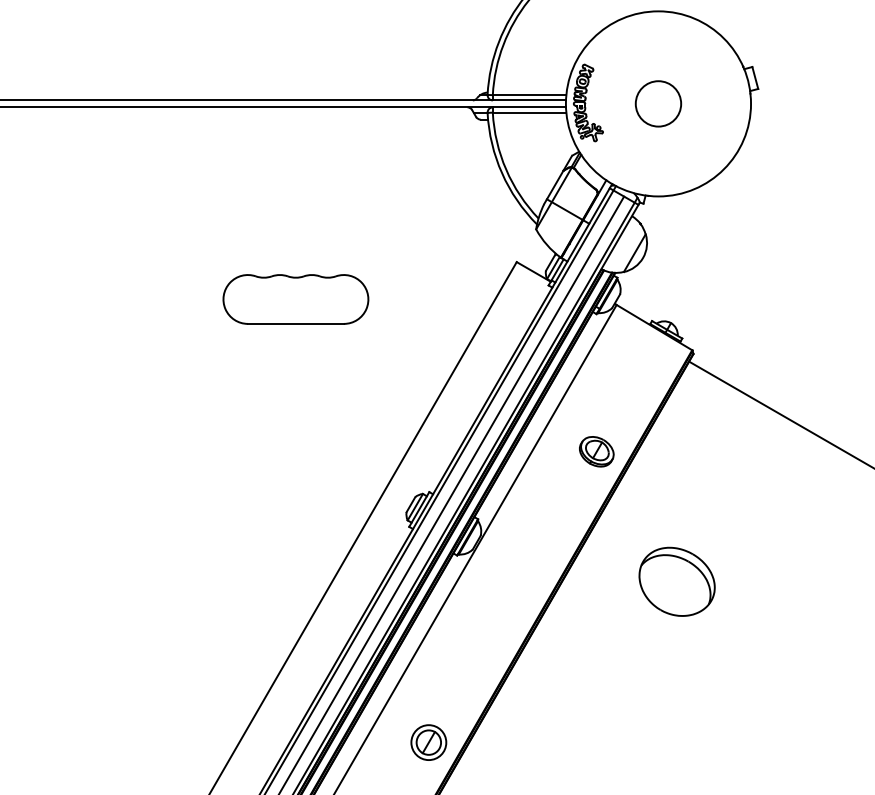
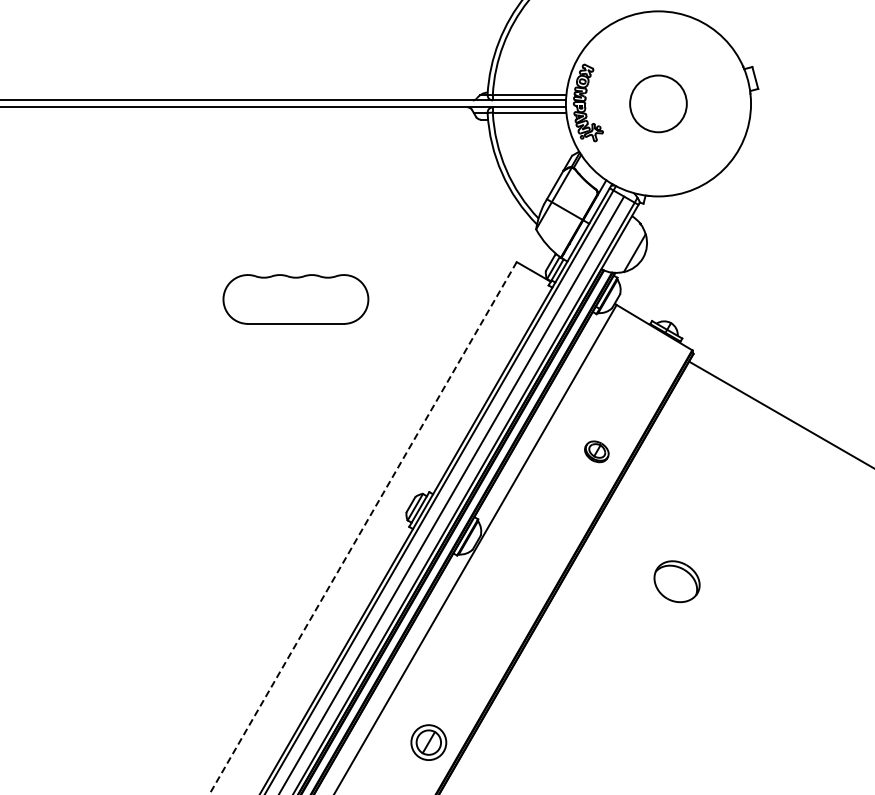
circle diameter: 45 px -> 57 px (658, 103)
part size: 36x32 px -> 26x24 px (596, 451)
line: solid -> dashed (362, 528)
part size: 78x71 px -> 48x44 px (676, 581)
